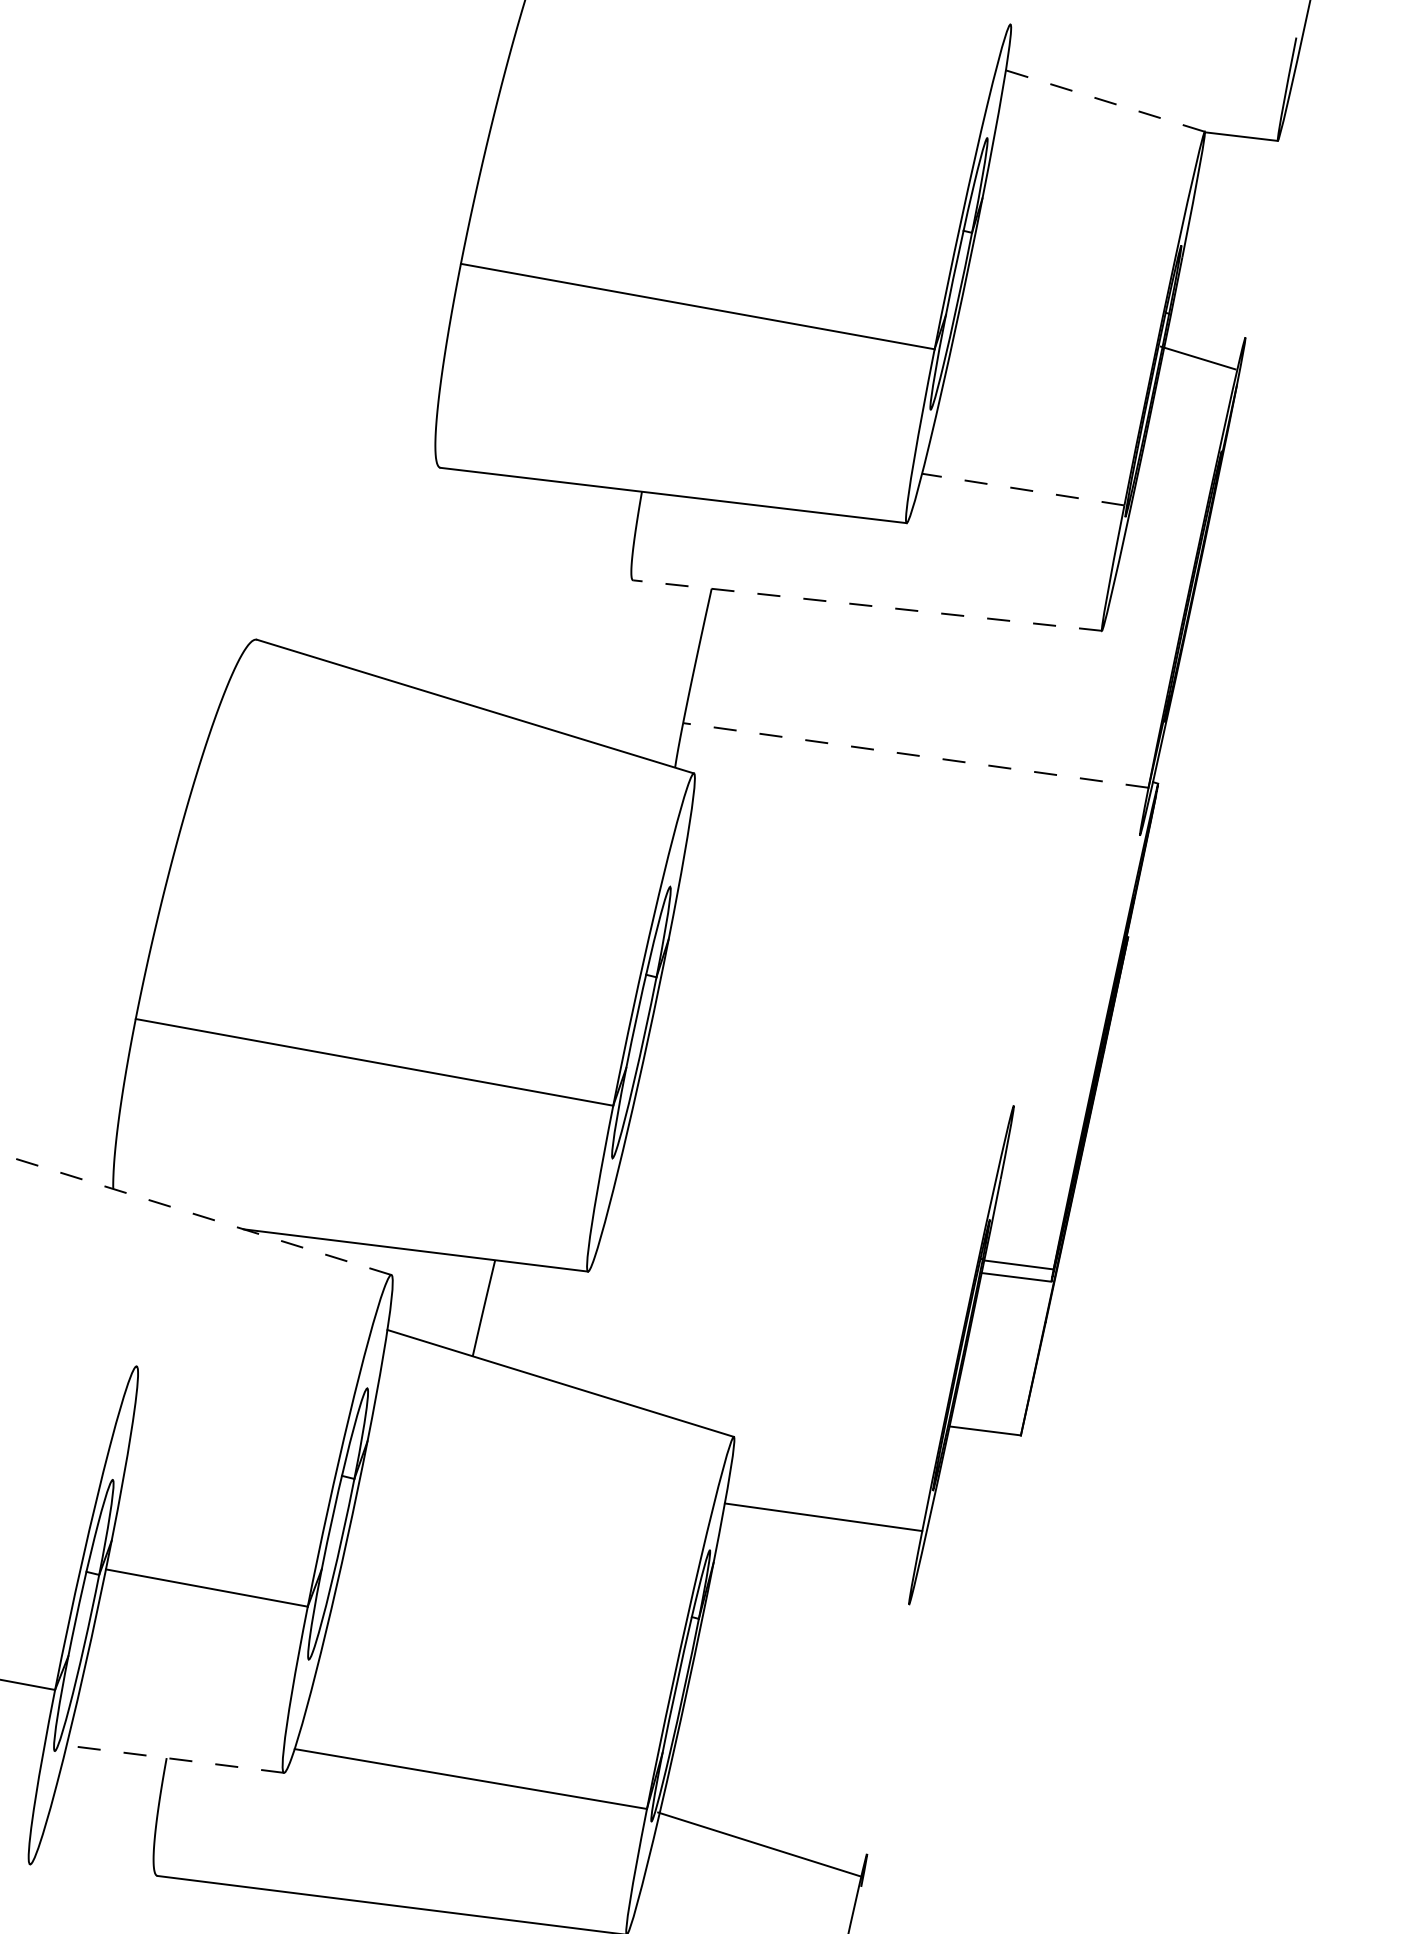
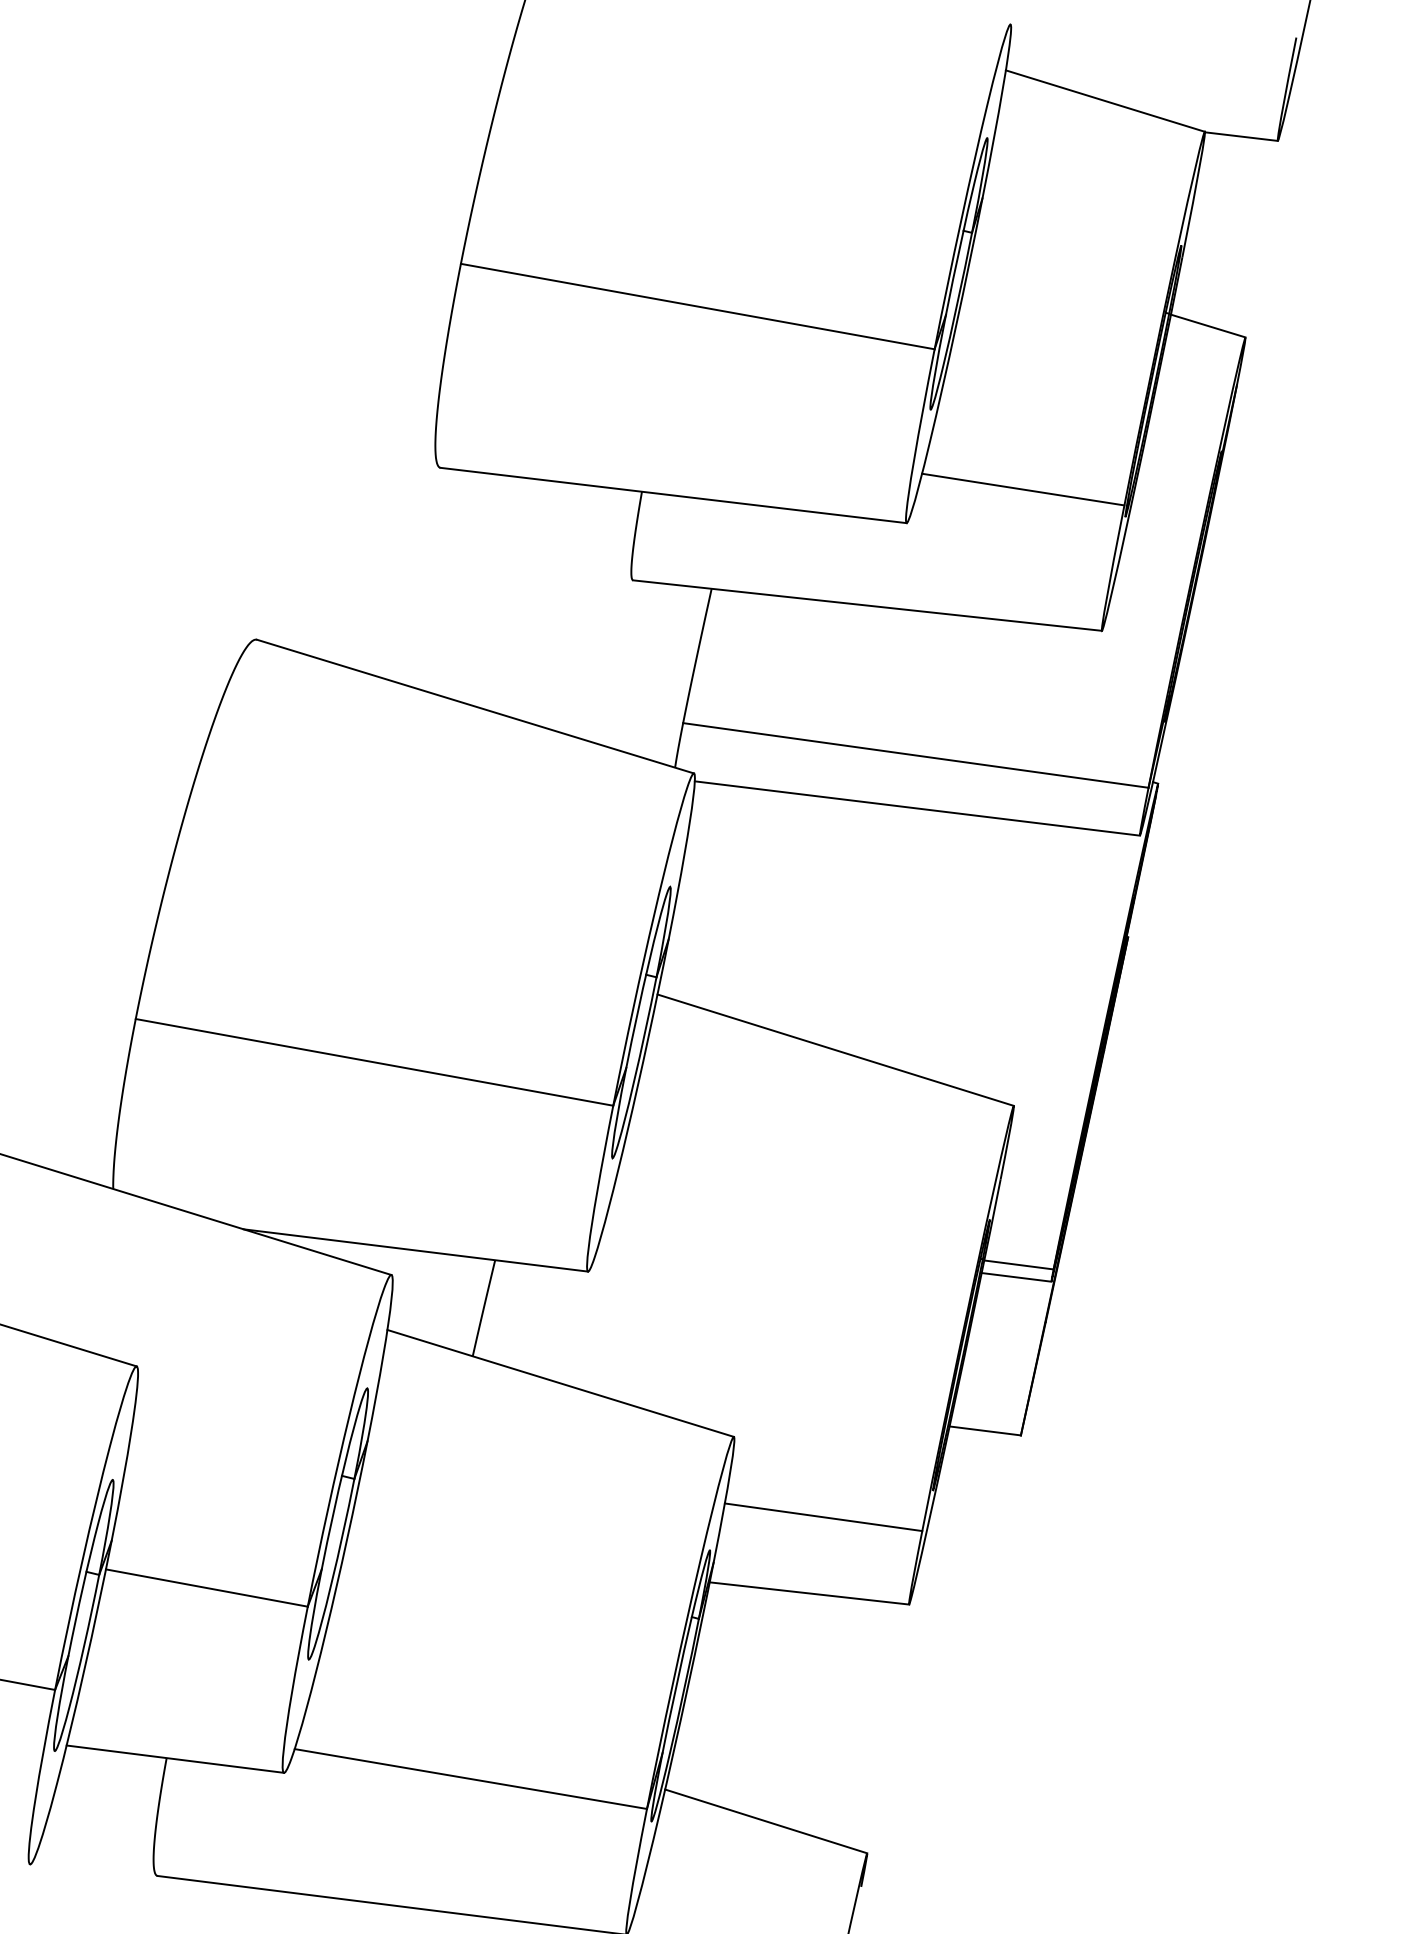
line: dashed -> solid (1104, 100)
line position: (1197, 357) -> (1207, 325) (1207, 325)
line: dashed -> solid (1022, 489)
line: dashed -> solid (867, 605)
line: dashed -> solid (915, 755)
line: none -> present (916, 808)
line: none -> present (835, 1049)
line: dashed -> solid (196, 1214)
line: none -> present (69, 1345)
line: none -> present (809, 1593)
line: dashed -> solid (175, 1759)
line position: (759, 1844) -> (766, 1821) (766, 1821)
